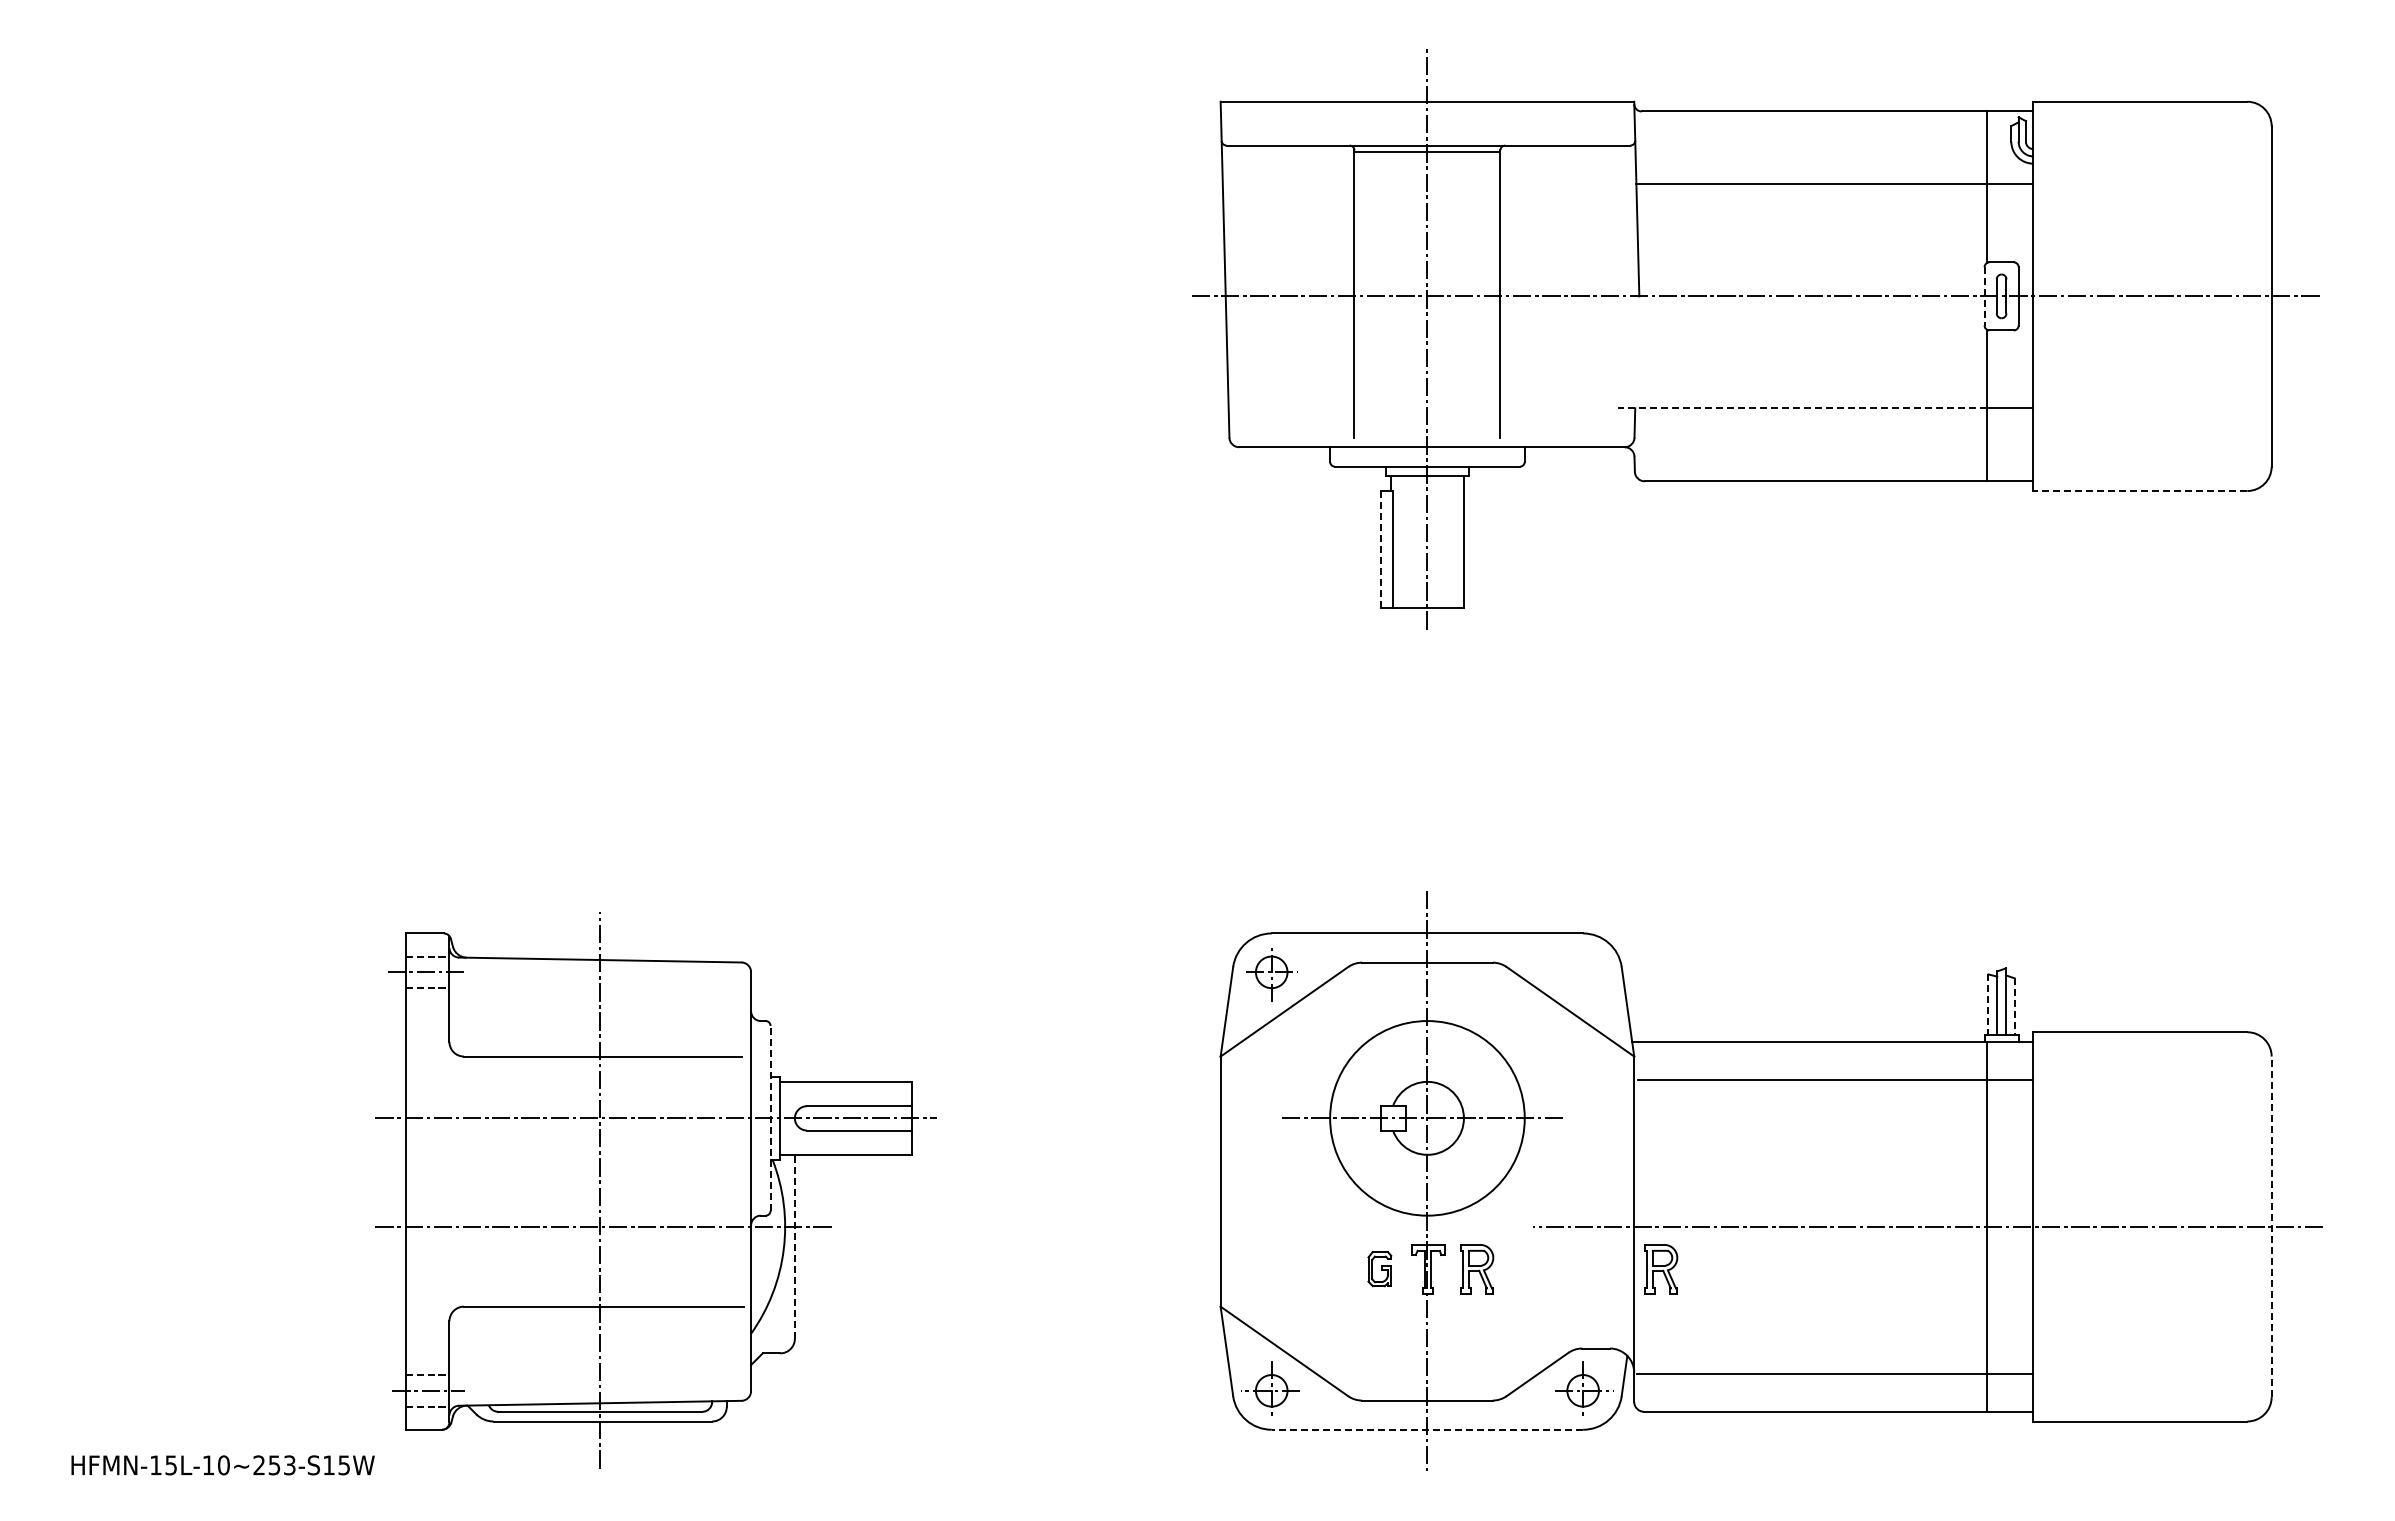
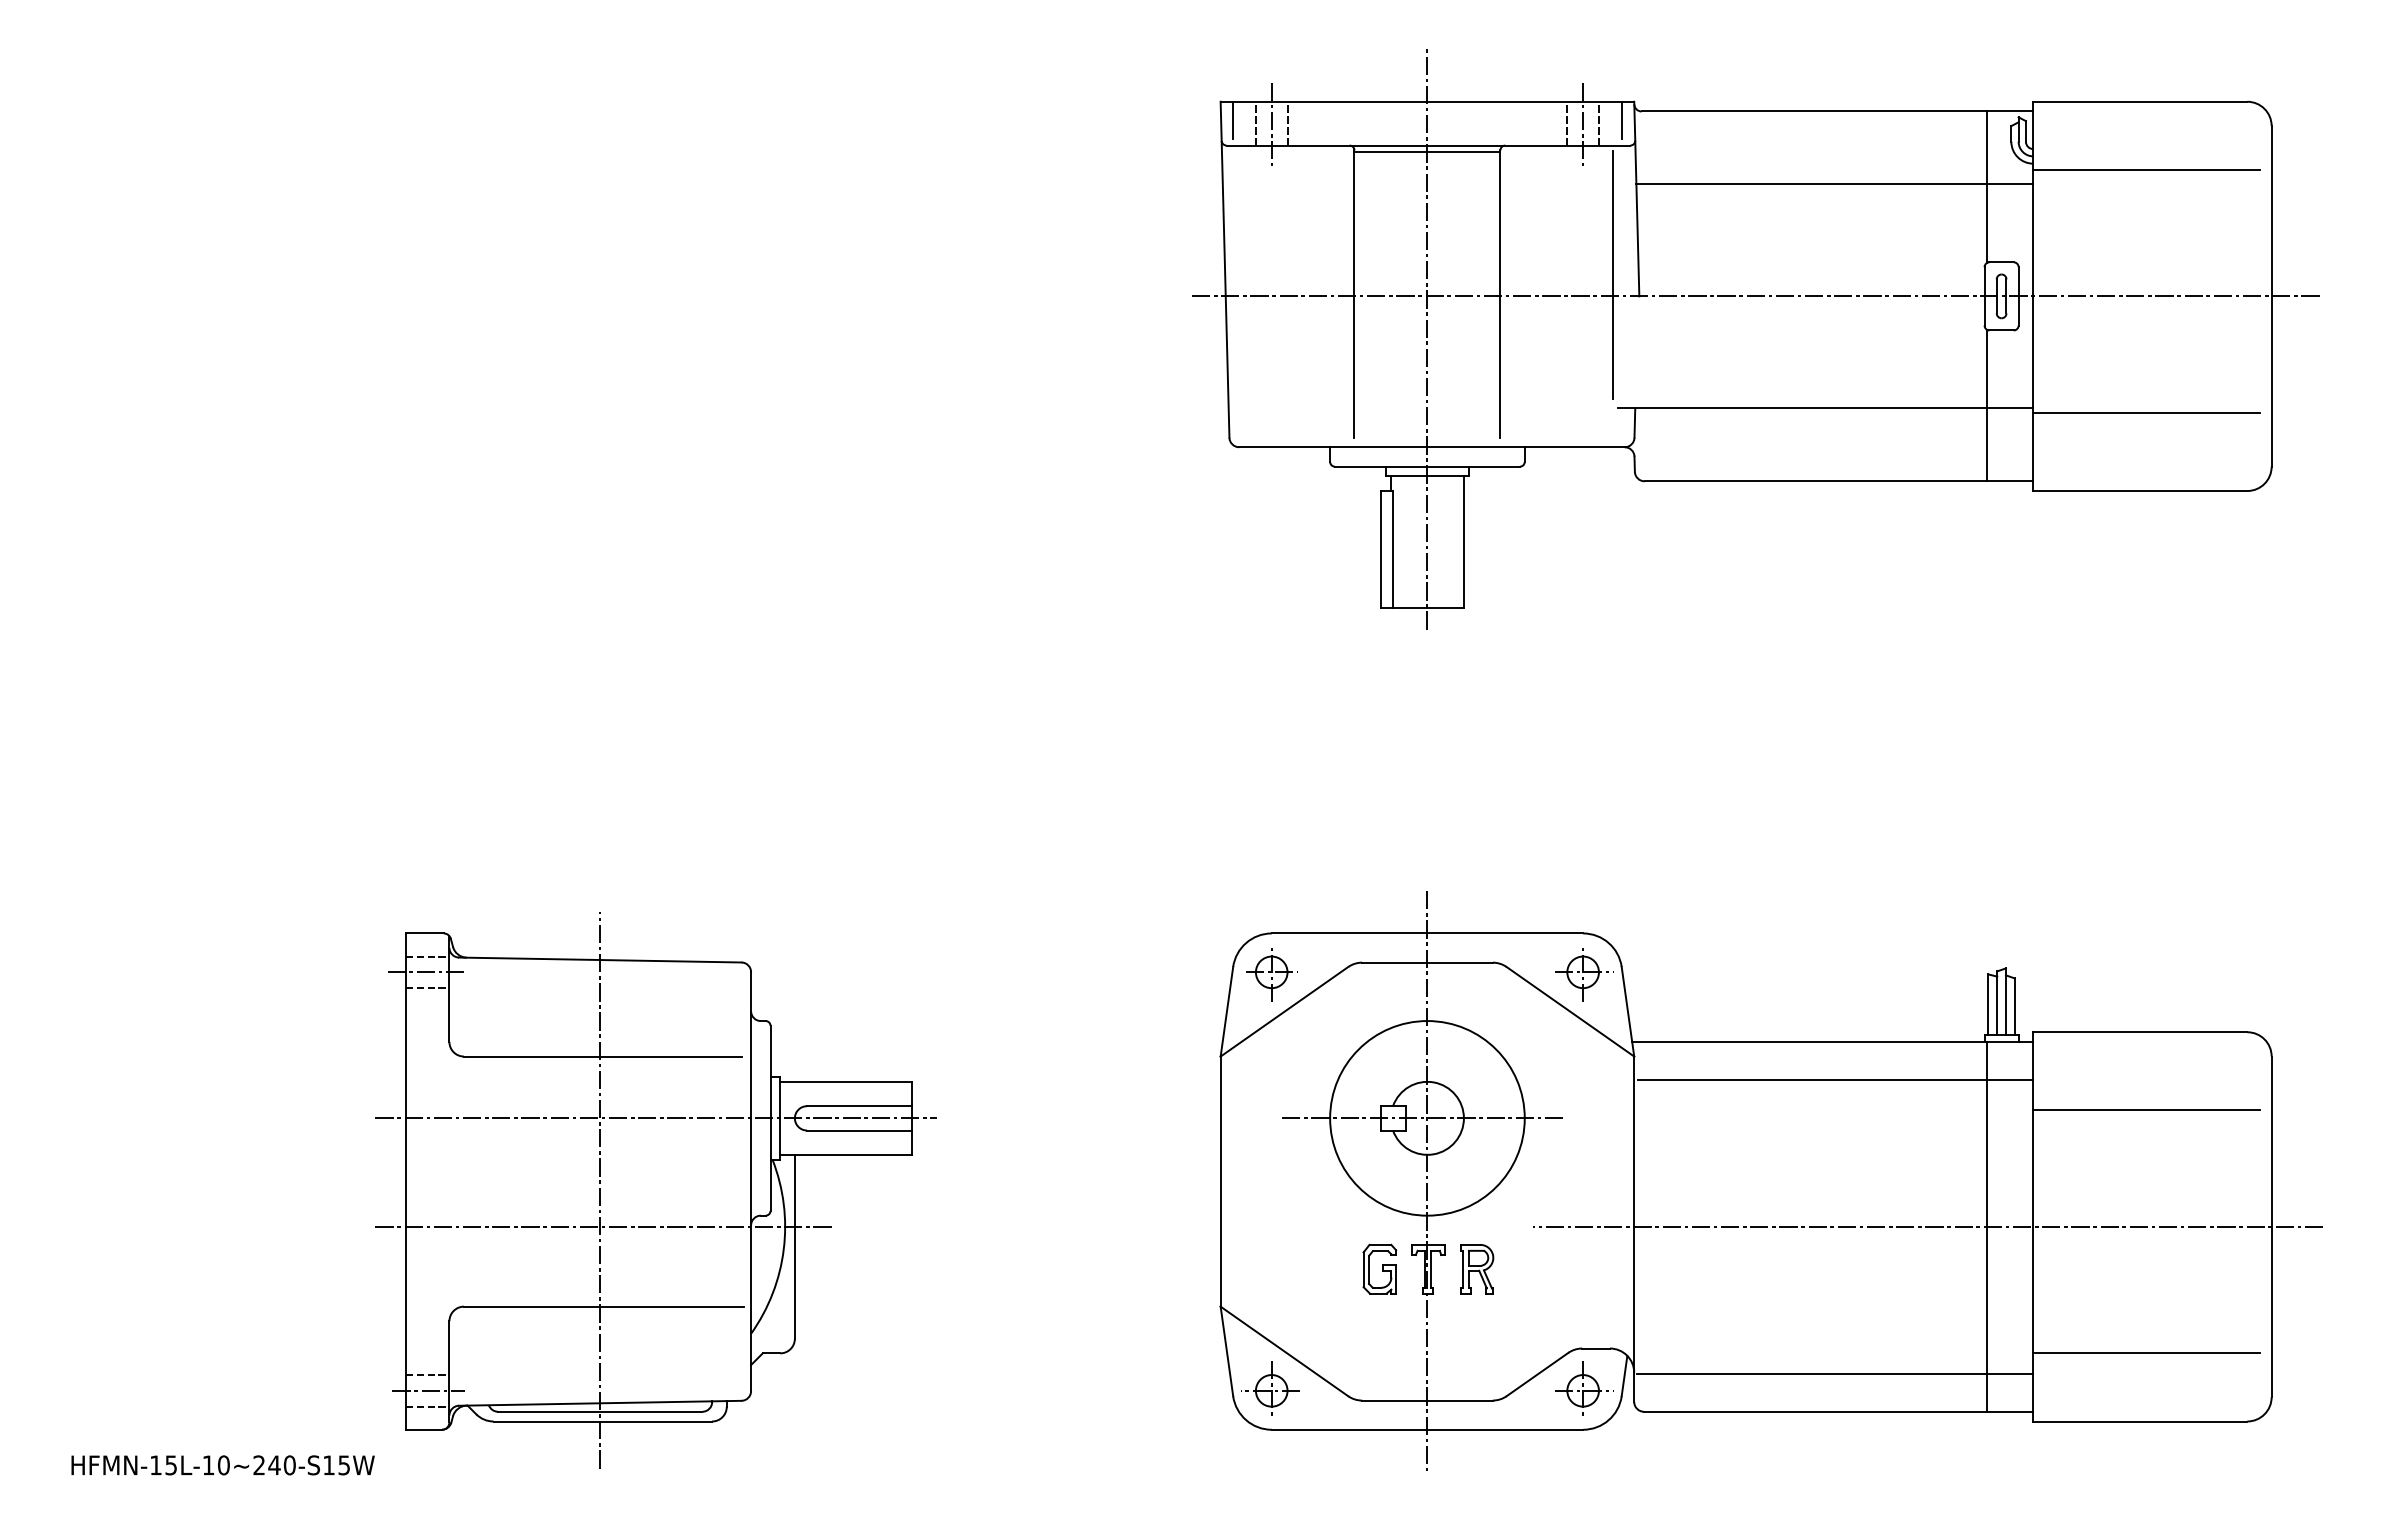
line: none -> present (1233, 120)
line: none -> present (1621, 120)
line: none -> present (1255, 123)
line: none -> present (1287, 123)
line: none -> present (1567, 123)
line: none -> present (1598, 123)
line: none -> present (1271, 124)
line: none -> present (1583, 124)
line: none -> present (2146, 169)
line: none -> present (1613, 274)
line: dashed -> solid (1984, 296)
line: dashed -> solid (1802, 408)
line: none -> present (2146, 413)
line: dashed -> solid (2139, 491)
line: dashed -> solid (1381, 549)
part: none -> present (1584, 974)
line: dashed -> solid (1988, 1005)
line: dashed -> solid (2014, 1007)
line: none -> present (2146, 1110)
line: dashed -> solid (770, 1117)
line: dashed -> solid (2271, 1226)
line: dashed -> solid (794, 1246)
part size: 26x37 px -> 36x52 px (1379, 1268)
part: present -> none (1661, 1269)
line: none -> present (2146, 1353)
line: dashed -> solid (1427, 1429)
text: HFMN-15L-10~253-S15W -> HFMN-15L-10~240-S15W (281, 1465)
